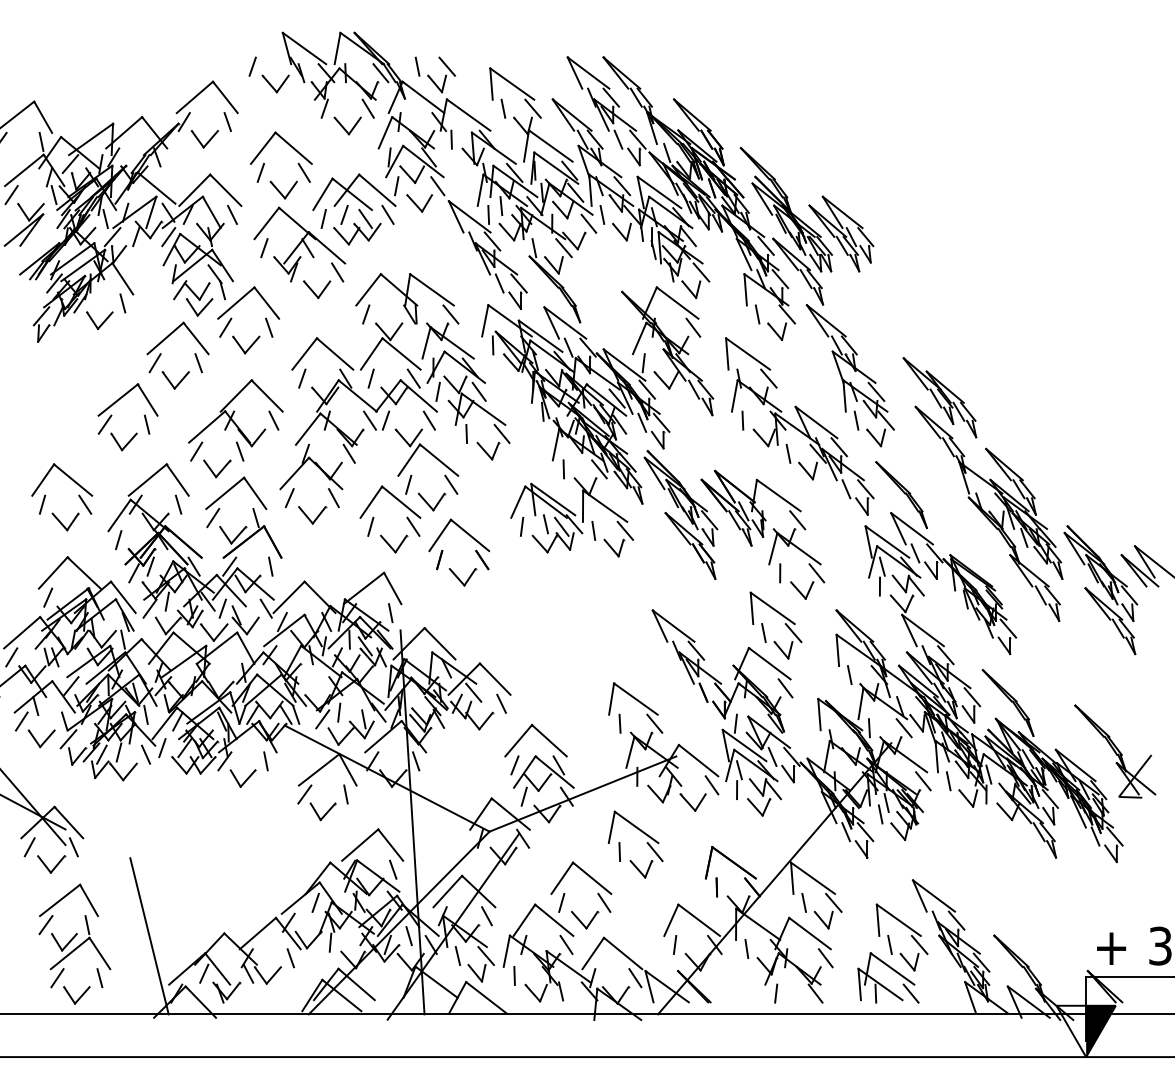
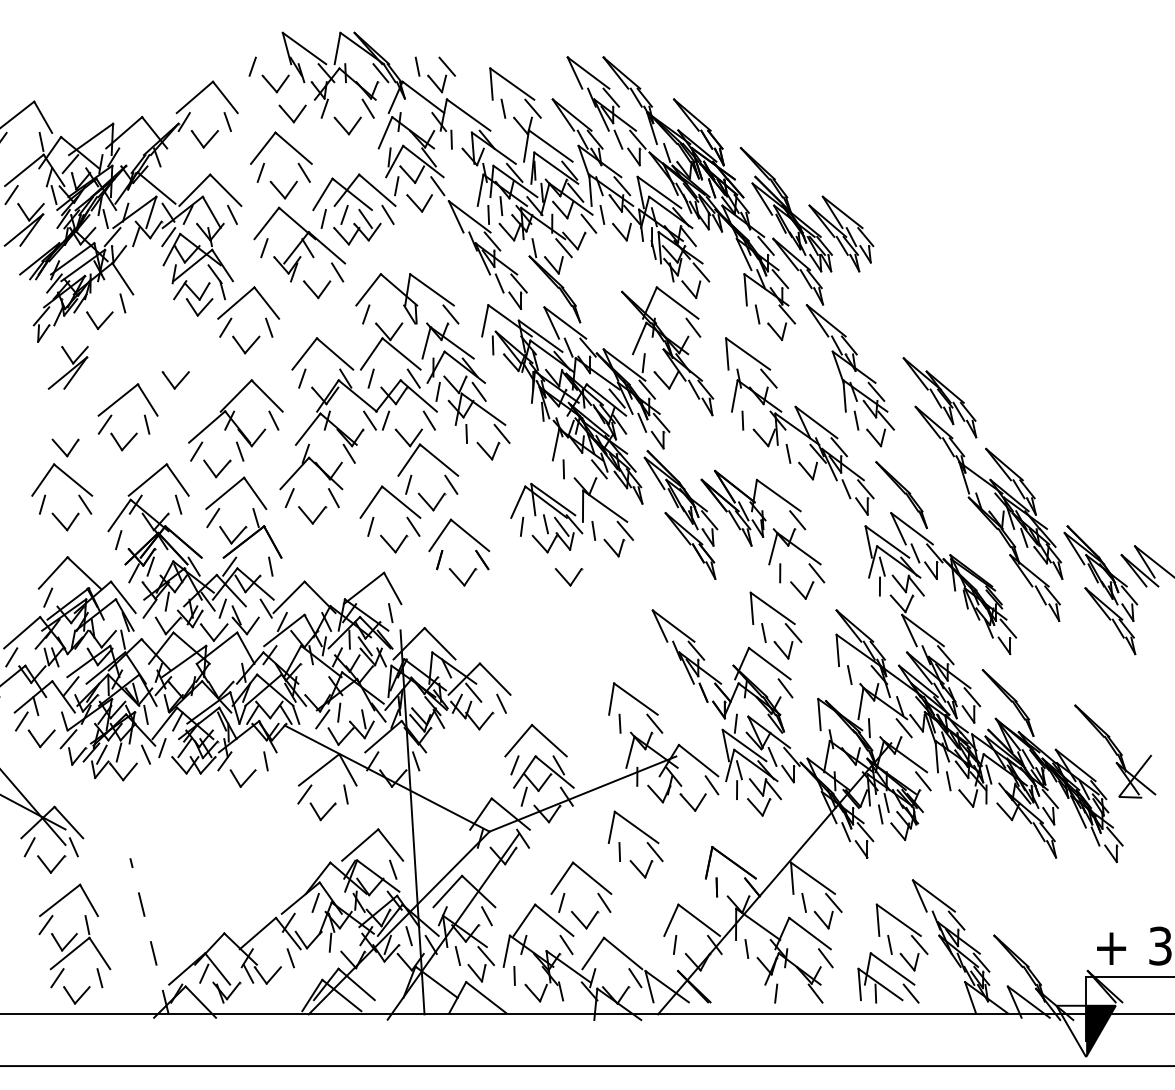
part: none -> present (292, 113)
part: present -> none (168, 337)
part: none -> present (67, 367)
part: none -> present (65, 447)
part: none -> present (569, 577)
line: solid -> dashed (149, 935)
line position: (586, 1057) -> (586, 1066) (586, 1066)
